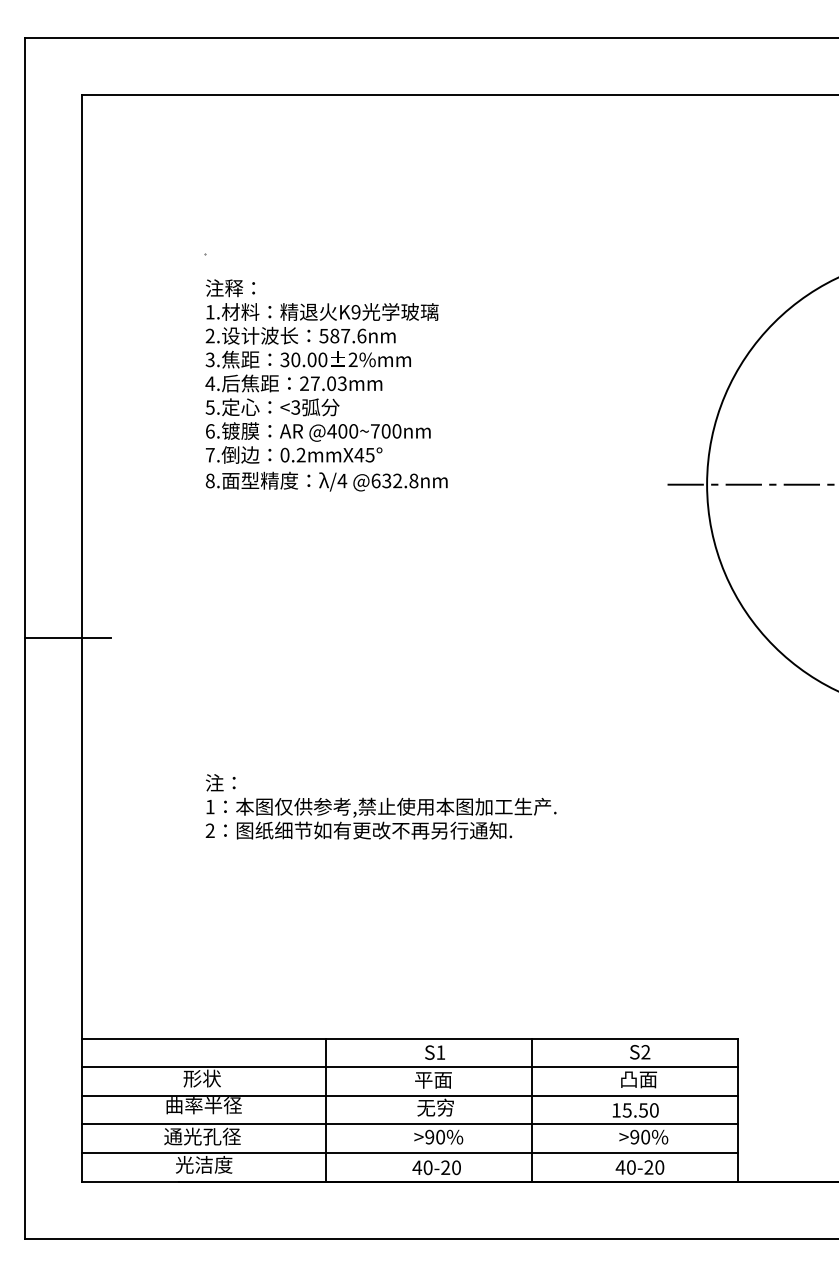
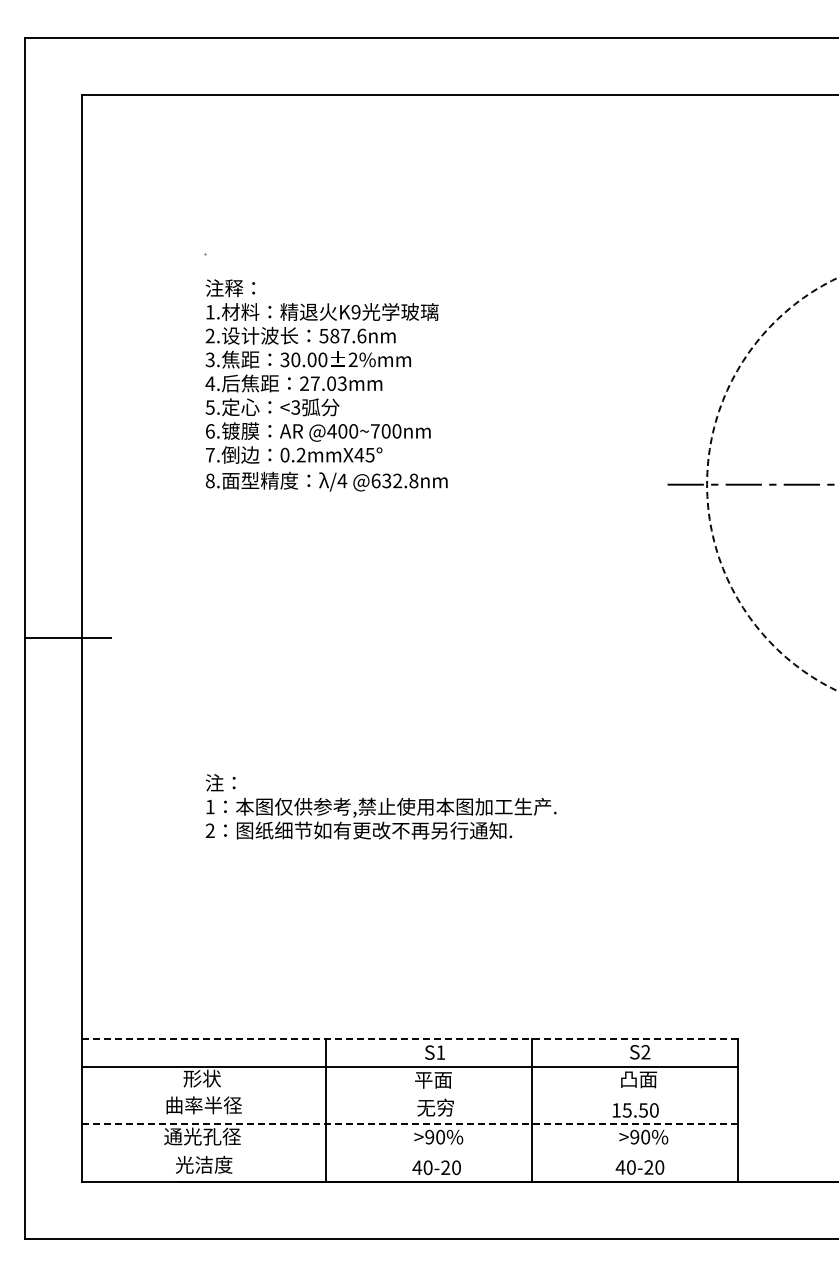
circle: solid -> dashed (772, 484)
line: solid -> dashed (409, 1038)
line: present -> none (409, 1095)
line: solid -> dashed (409, 1124)
line: present -> none (409, 1152)
